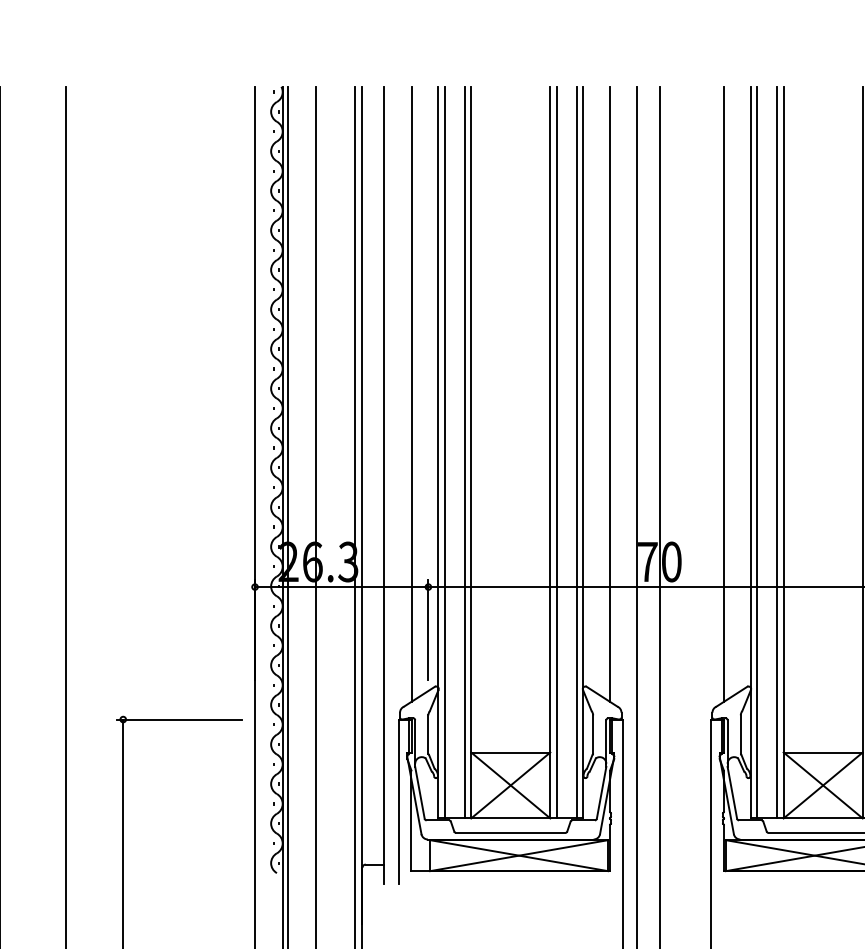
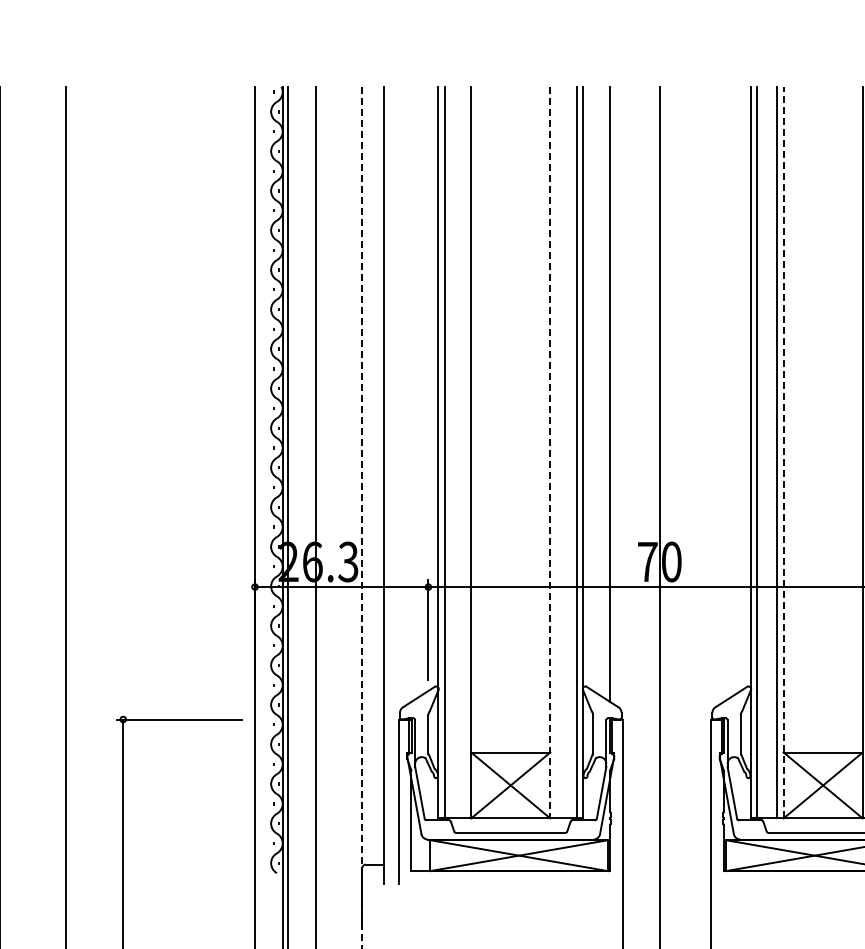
line: present -> none (411, 393)
line: present -> none (724, 393)
line: present -> none (464, 452)
line: solid -> dashed (550, 452)
line: present -> none (556, 452)
line: solid -> dashed (783, 452)
line: present -> none (354, 515)
line: present -> none (637, 515)
line: solid -> dashed (362, 517)
